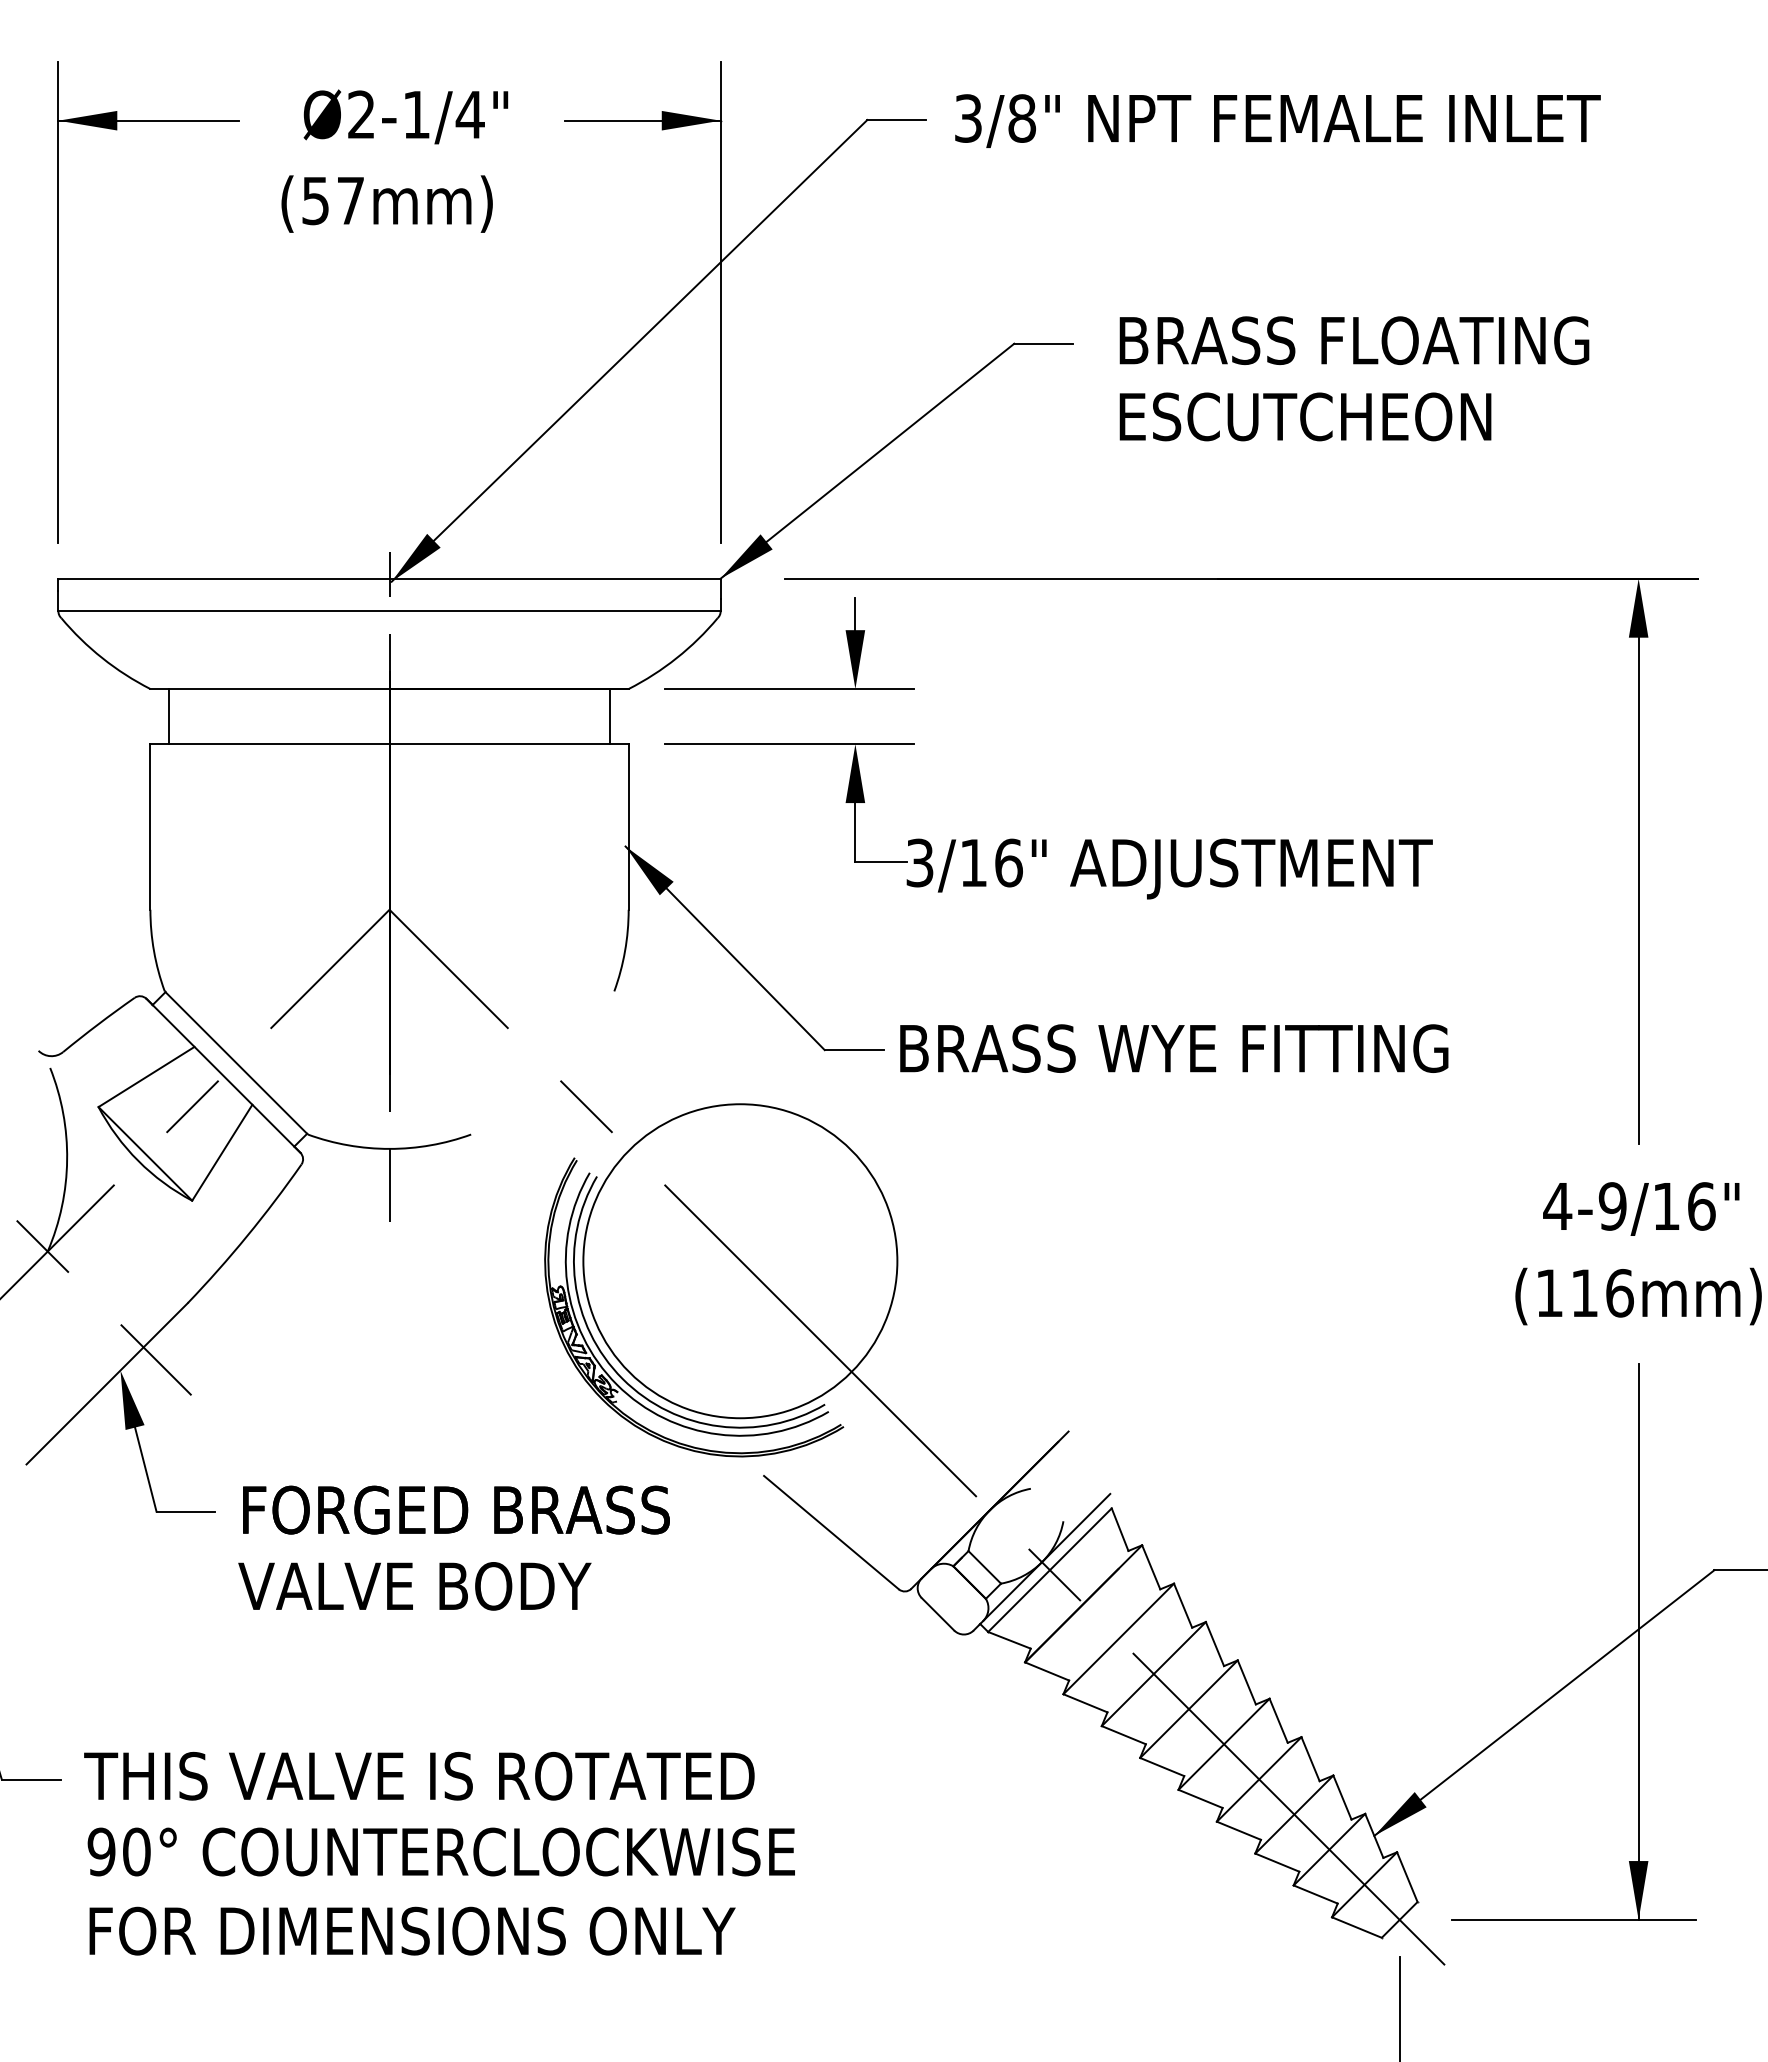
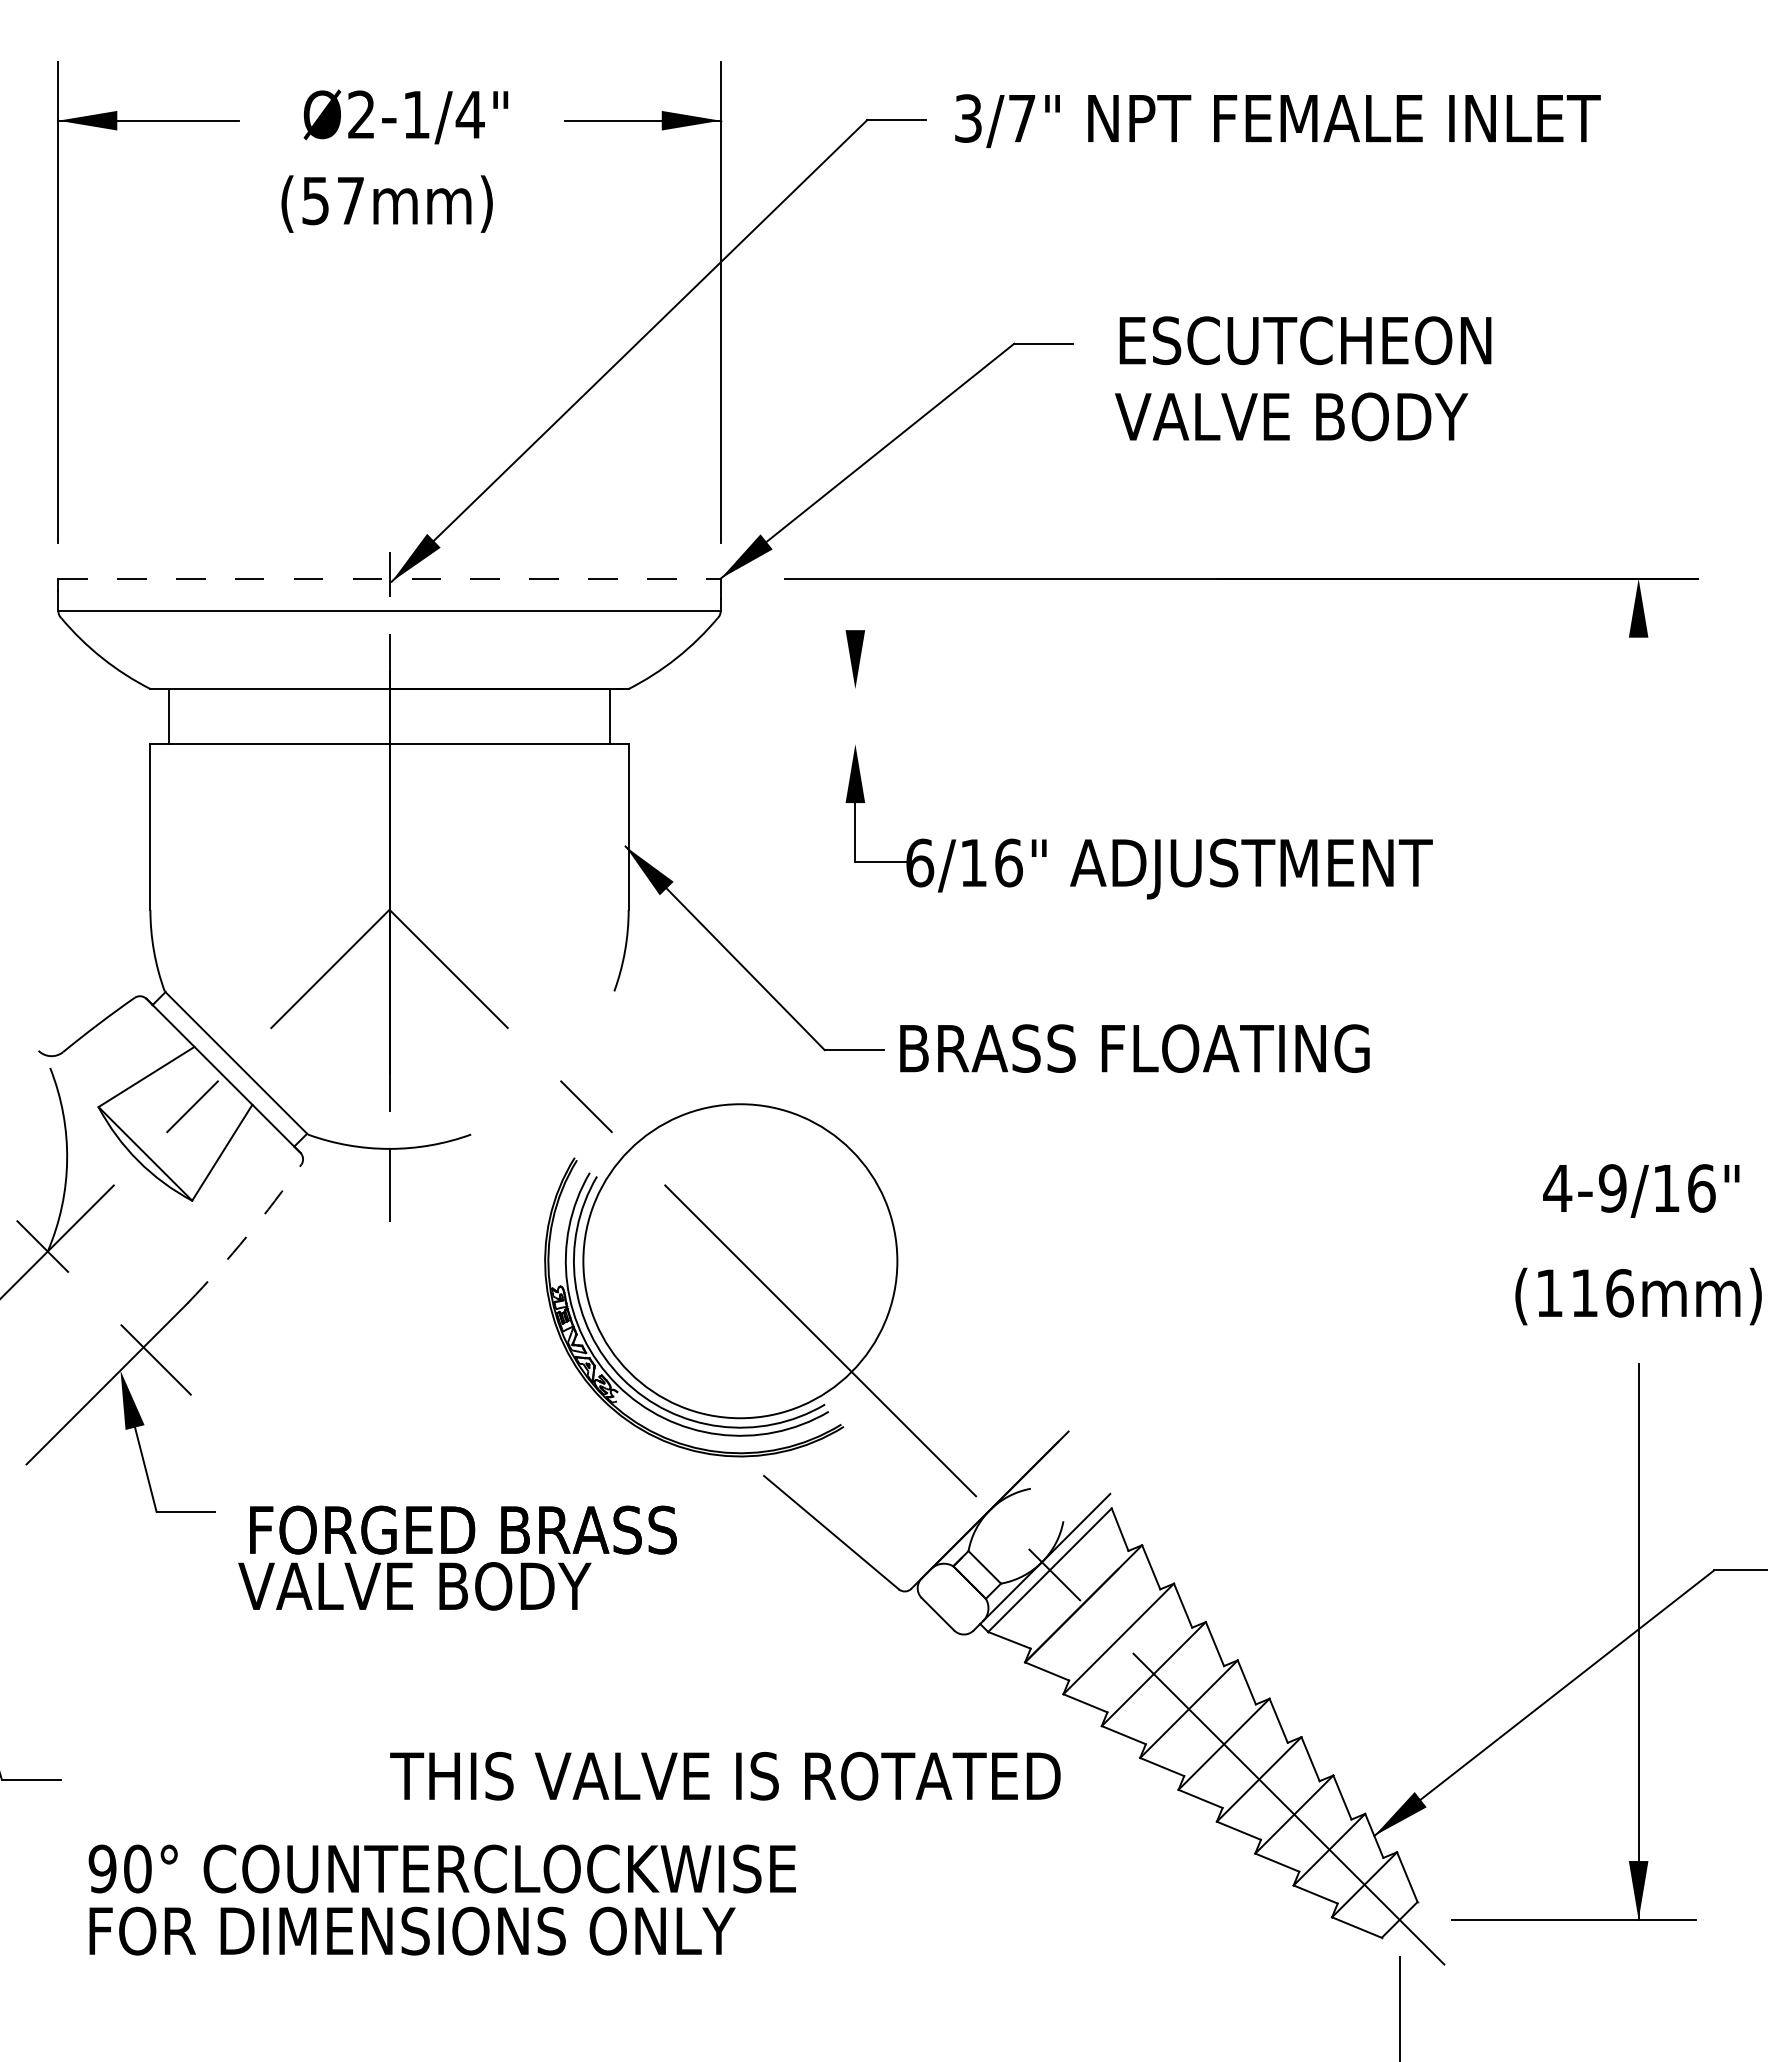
text: 3/8" -> 3/7" (1022, 118)
text: BRASS FLOATING -> ESCUTCHEON (1357, 340)
text: ESCUTCHEON -> VALVE BODY (1303, 416)
line: solid -> dashed (390, 578)
line: present -> none (855, 613)
line: present -> none (789, 689)
line: present -> none (789, 744)
text: 3/16" -> 6/16" (920, 862)
line: present -> none (1638, 890)
text: BRASS WYE FITTING -> BRASS FLOATING (1273, 1048)
text position: (1641, 1208) -> (1641, 1190) (1641, 1190)
arc: solid -> dashed (247, 1235)
text position: (456, 1509) -> (463, 1529) (463, 1529)
text position: (419, 1775) -> (725, 1775) (725, 1775)
text position: (440, 1851) -> (441, 1868) (441, 1868)
